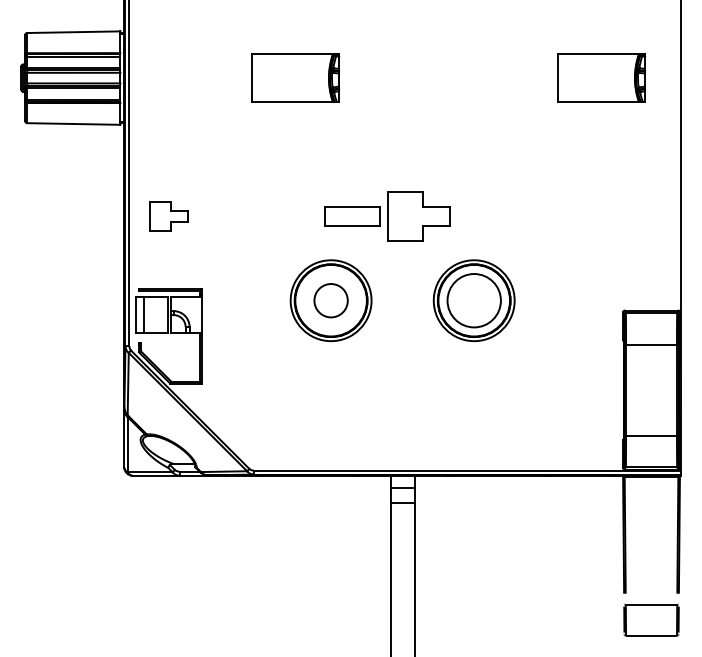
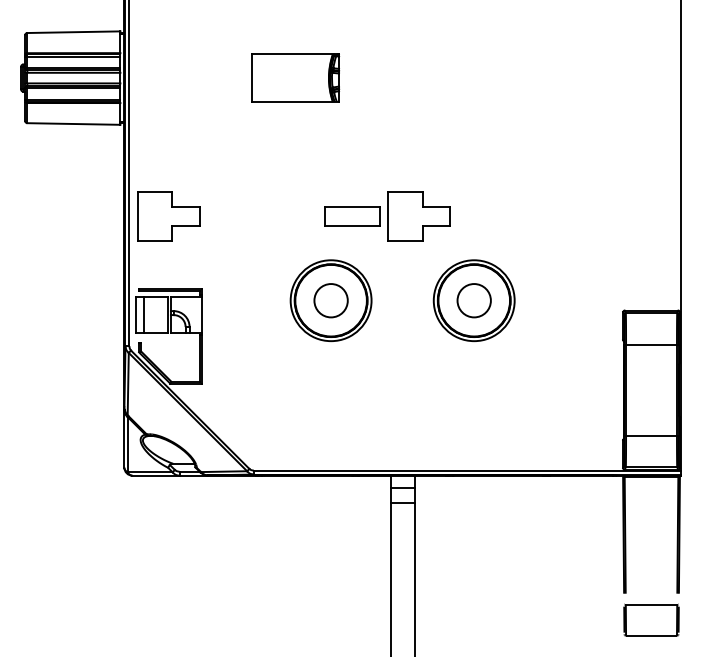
part: present -> none (601, 77)
part size: 40x31 px -> 64x51 px (168, 216)
circle diameter: 53 px -> 33 px (473, 300)
